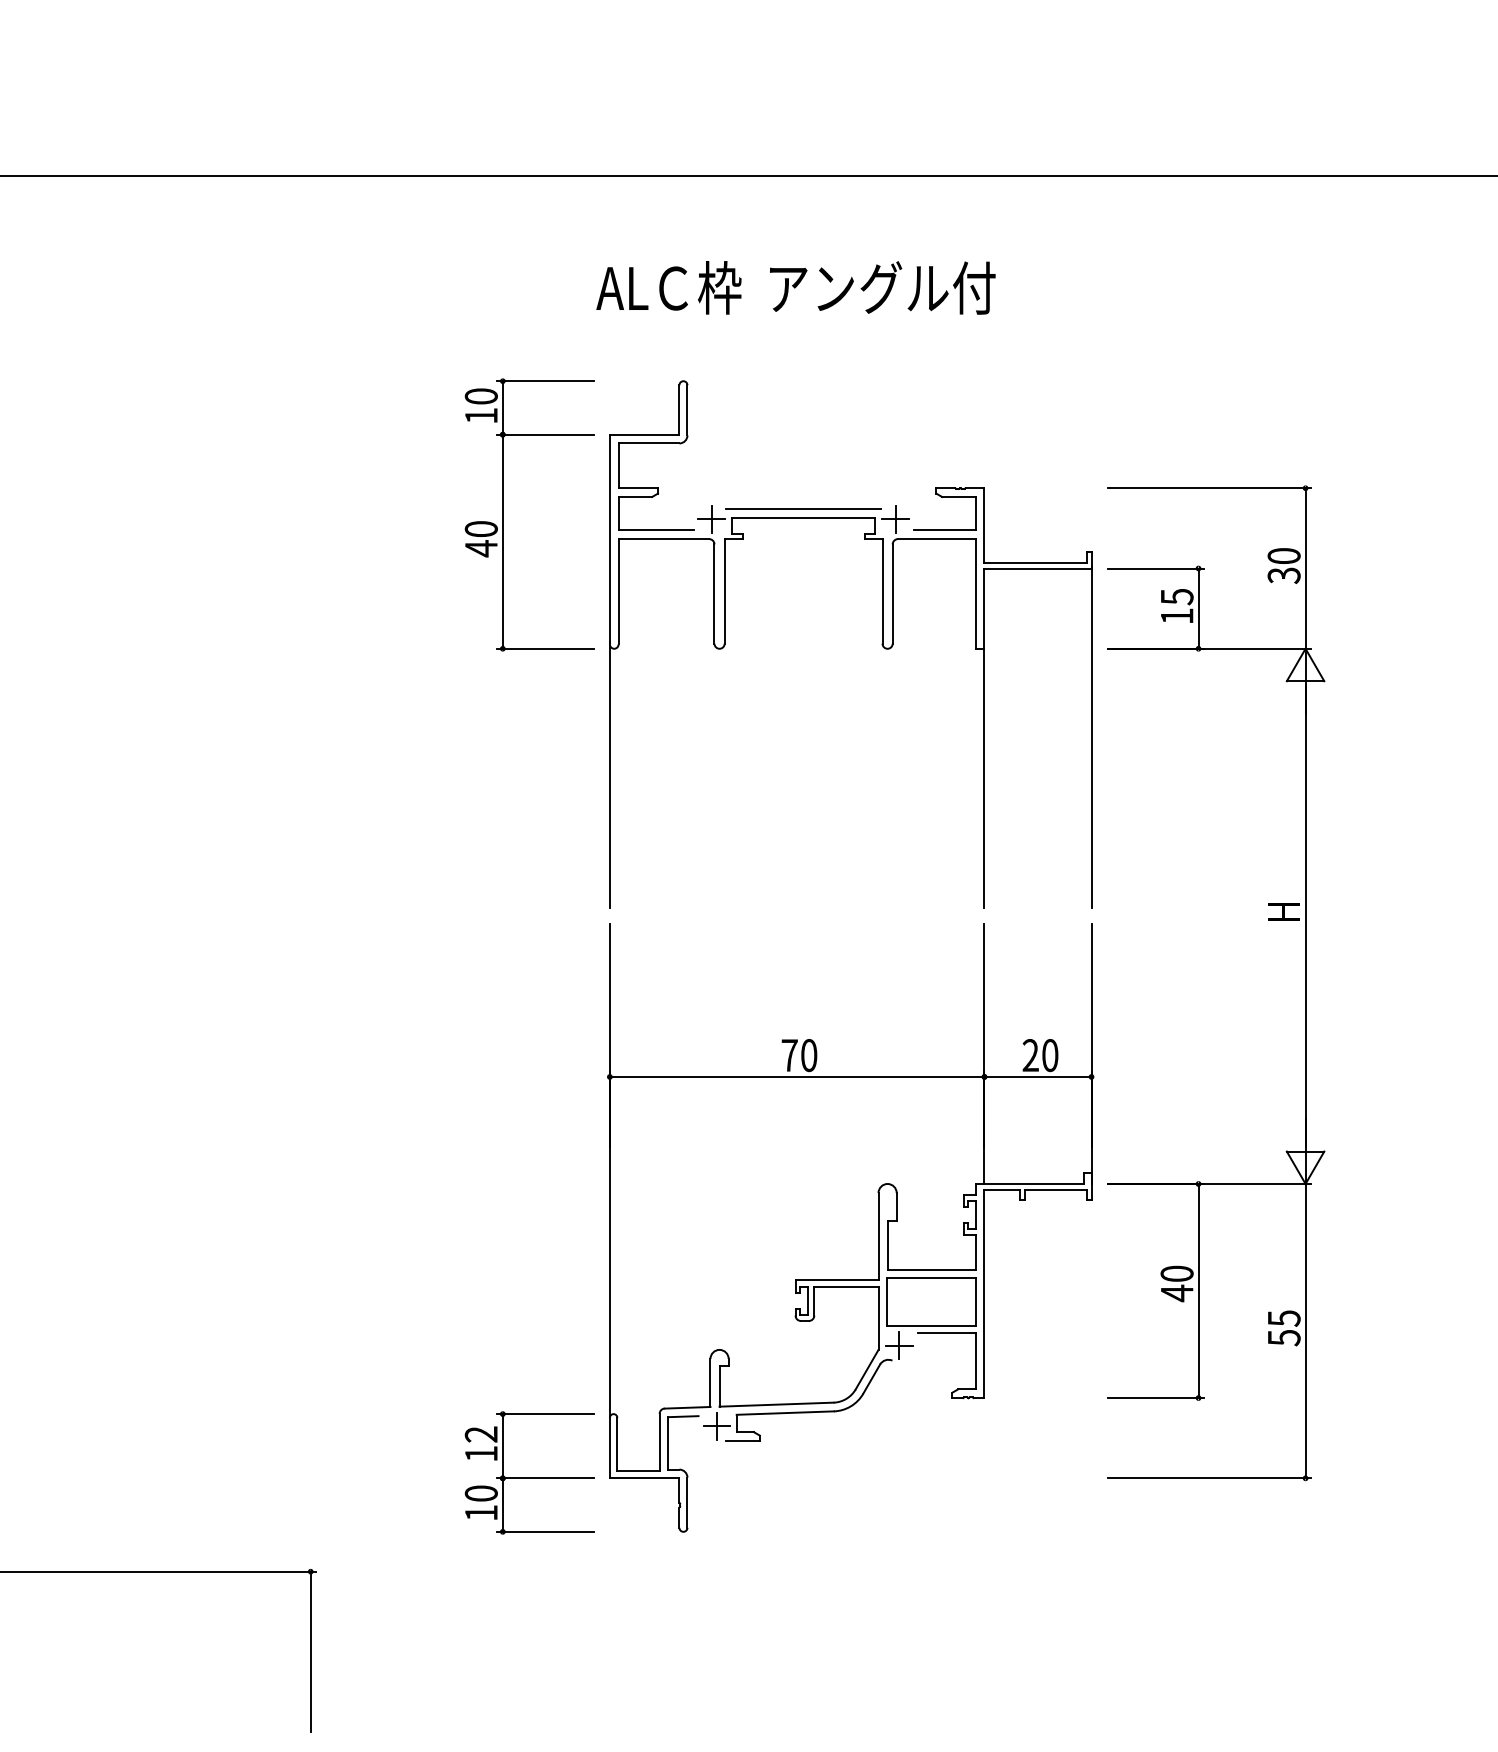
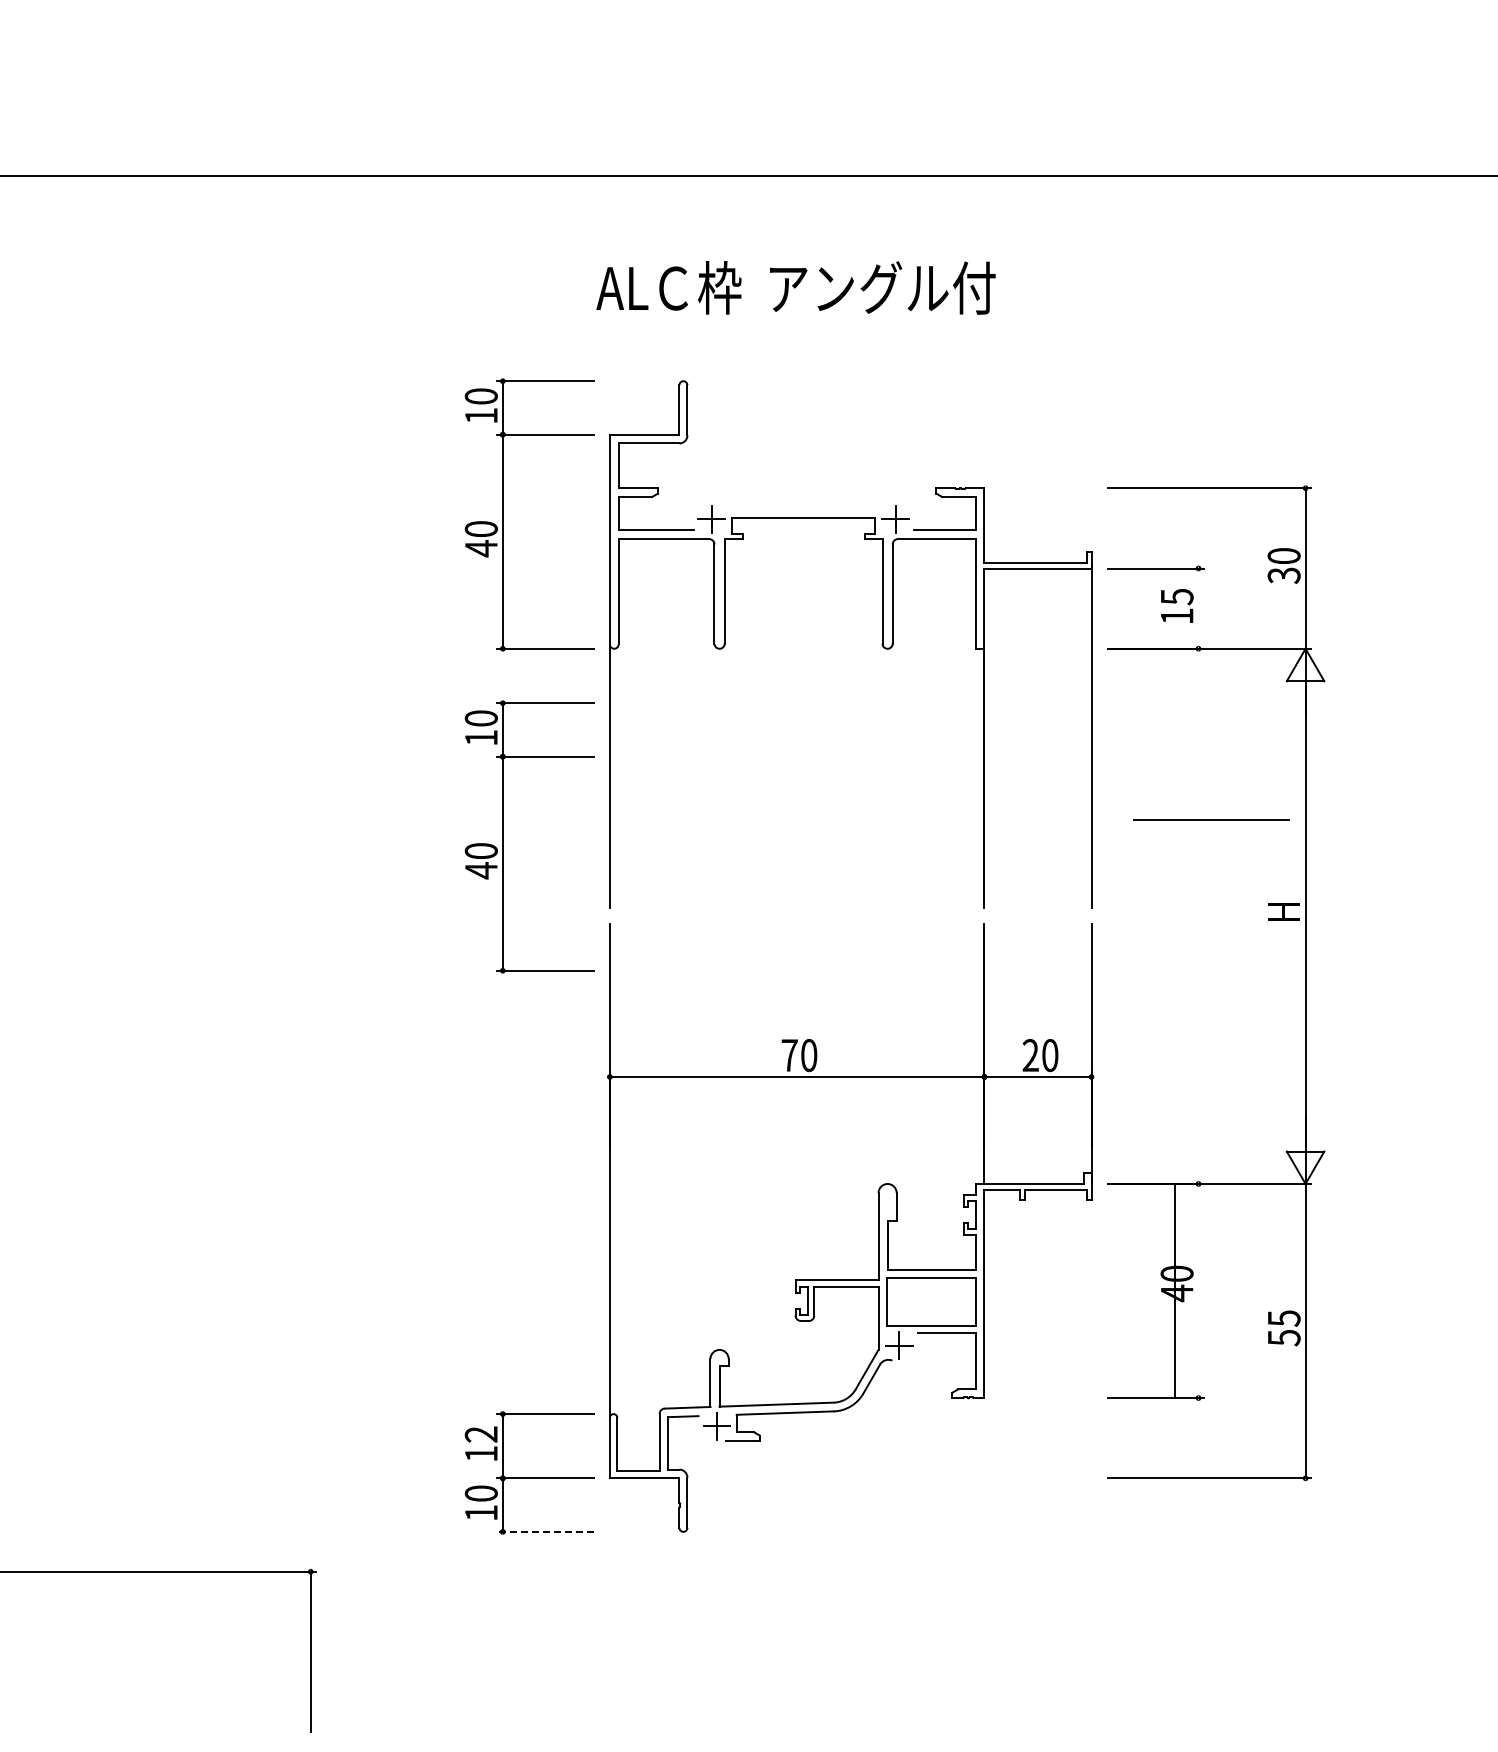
line position: (803, 508) -> (1211, 819) (1211, 819)
line: present -> none (1198, 608)
part: none -> present (503, 836)
line position: (1198, 1290) -> (1174, 1290) (1174, 1290)
line: solid -> dashed (545, 1531)
